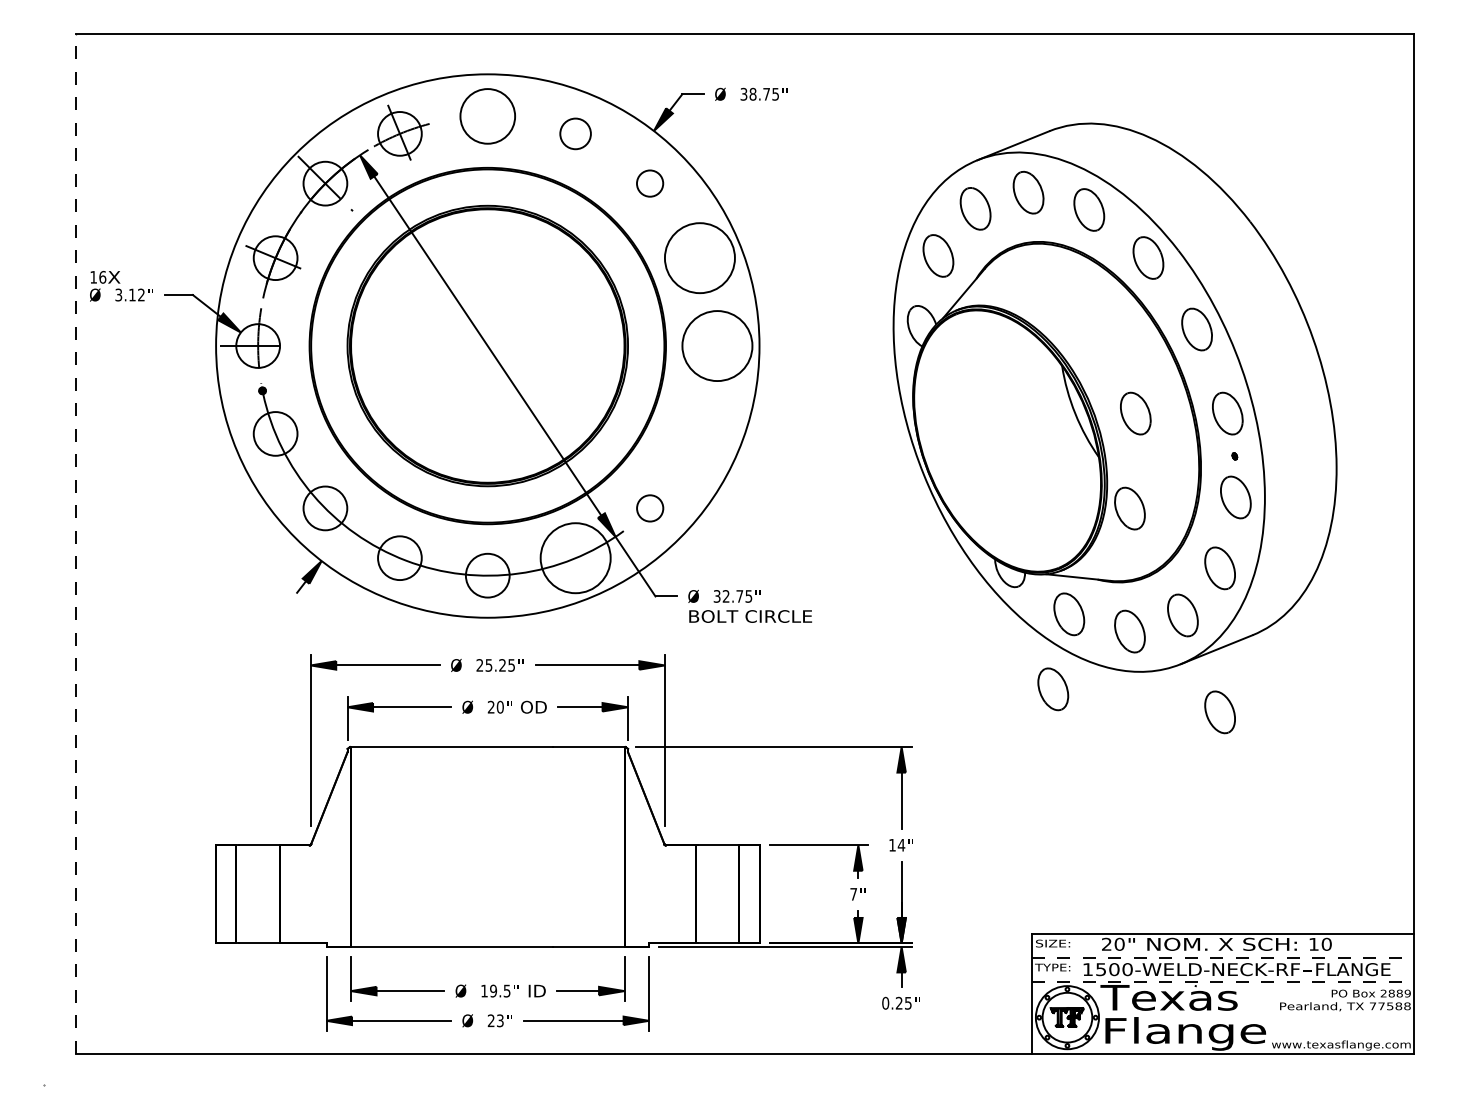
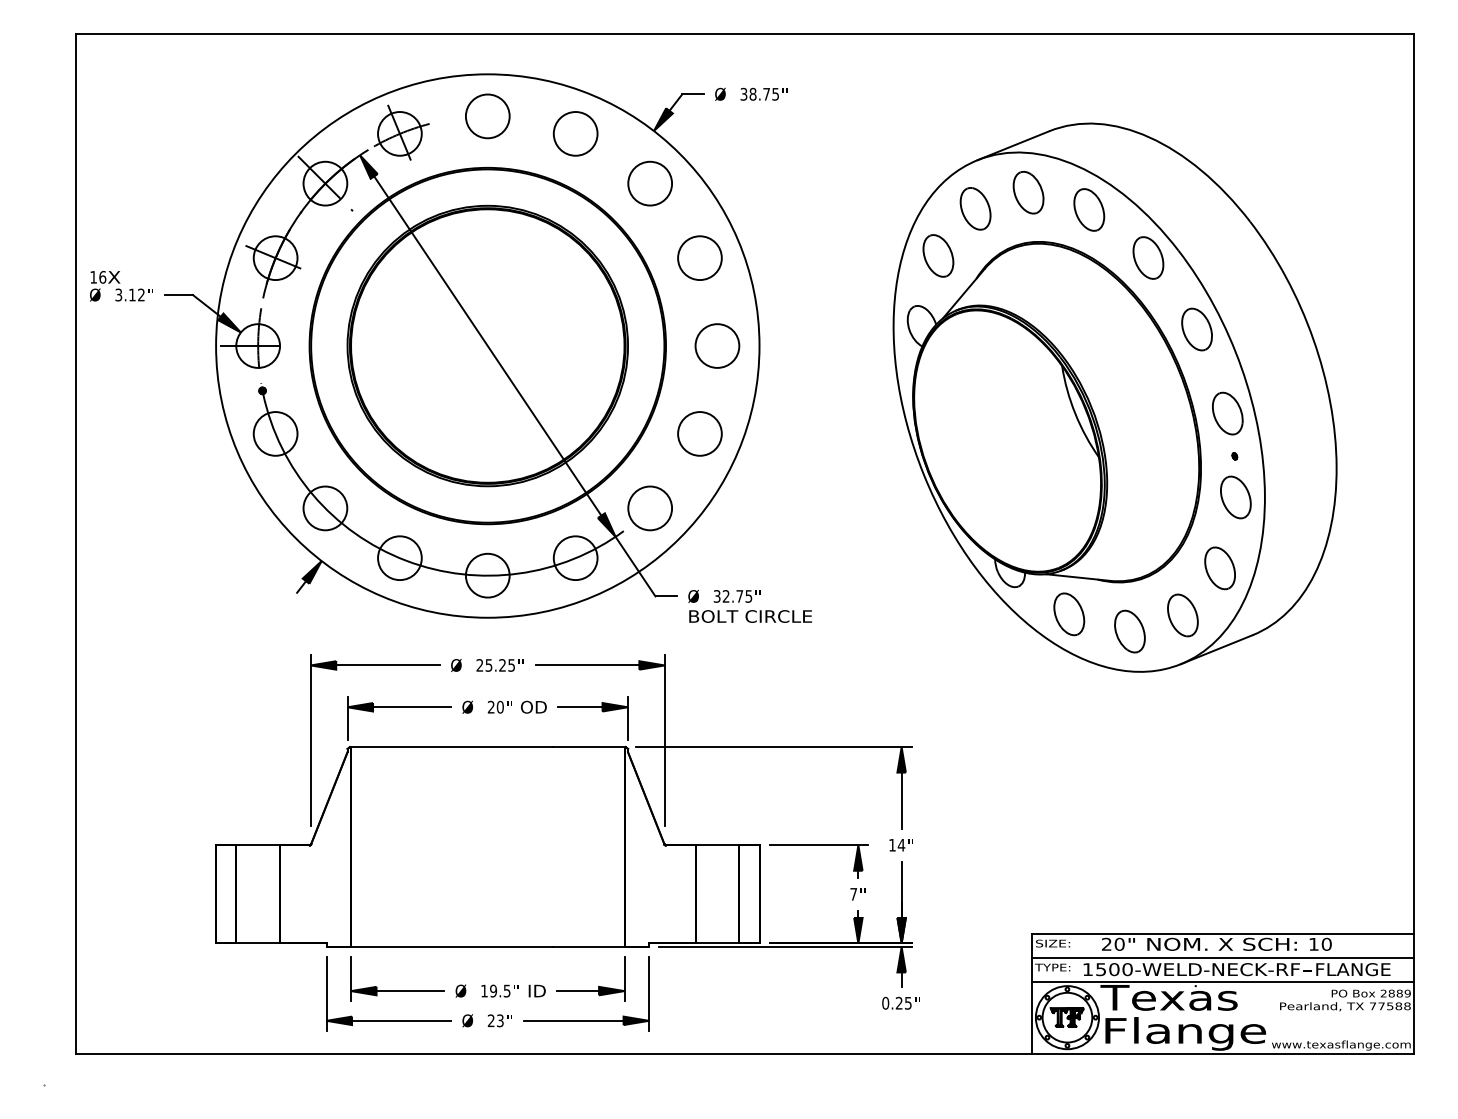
circle diameter: 55 px -> 44 px (487, 116)
circle size: 33x34 px -> 47x46 px (575, 133)
circle size: 29x29 px -> 46x47 px (649, 183)
circle diameter: 70 px -> 44 px (699, 258)
circle diameter: 70 px -> 44 px (717, 345)
part: present -> none (1135, 413)
circle: none -> present (699, 433)
circle diameter: 26 px -> 44 px (650, 508)
part: present -> none (1129, 508)
line: dashed -> solid (75, 543)
circle diameter: 70 px -> 44 px (575, 558)
part: present -> none (1053, 689)
part: present -> none (1219, 712)
line: dashed -> solid (1223, 957)
line: dashed -> solid (1223, 981)
